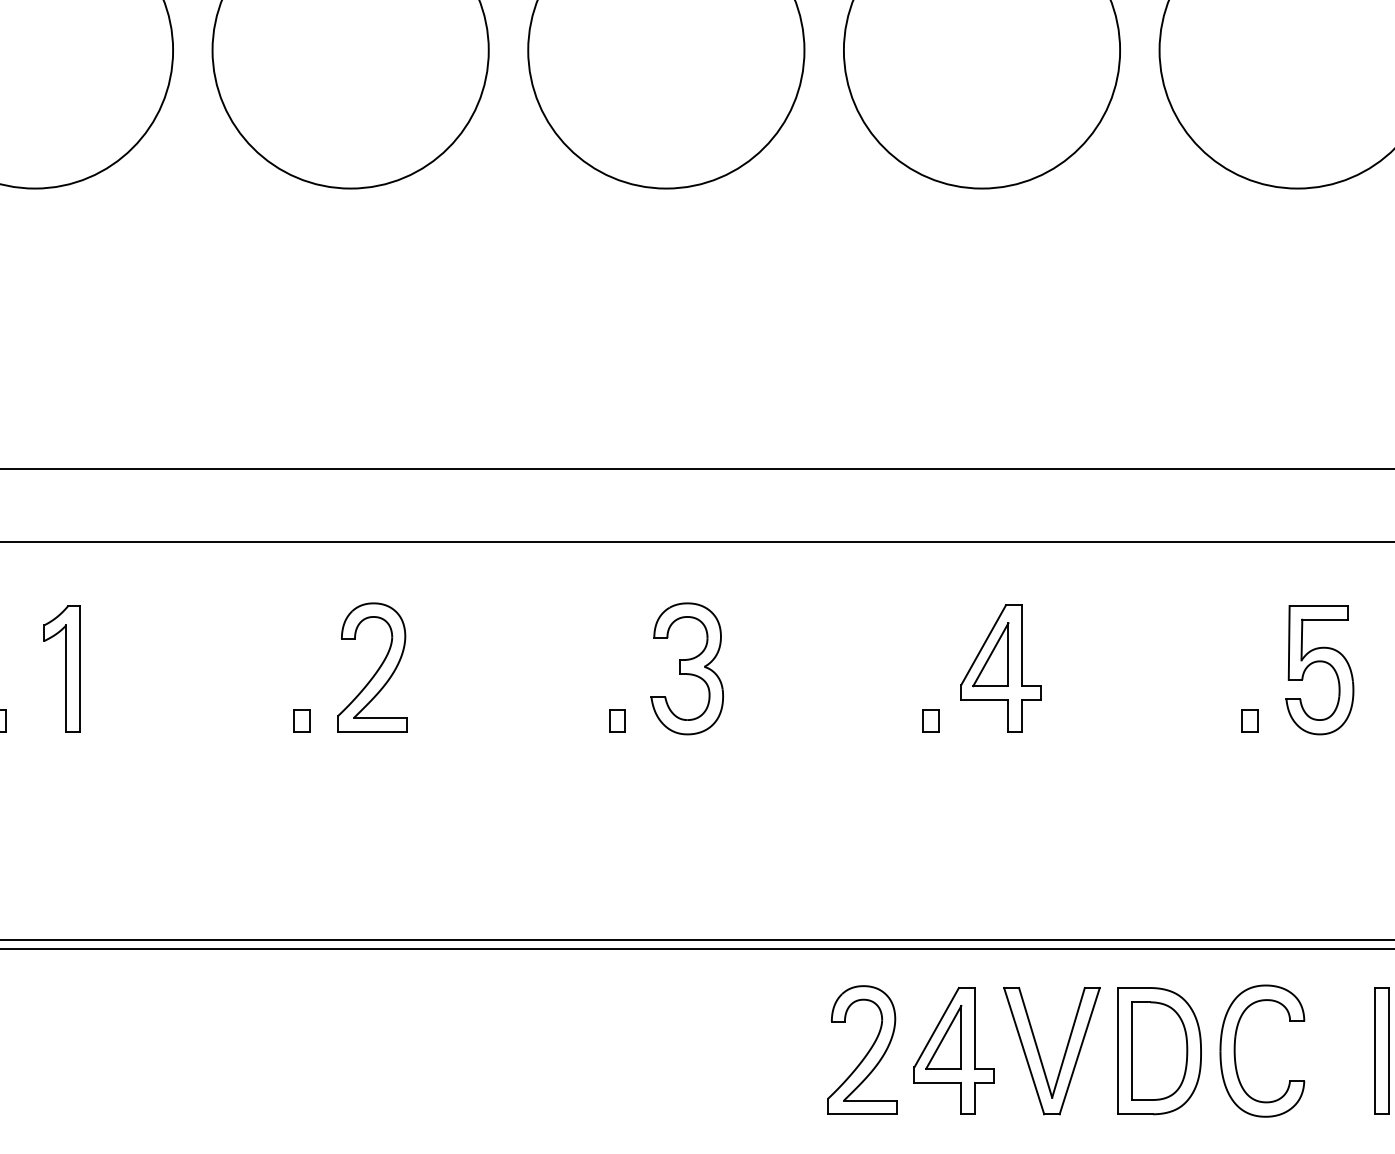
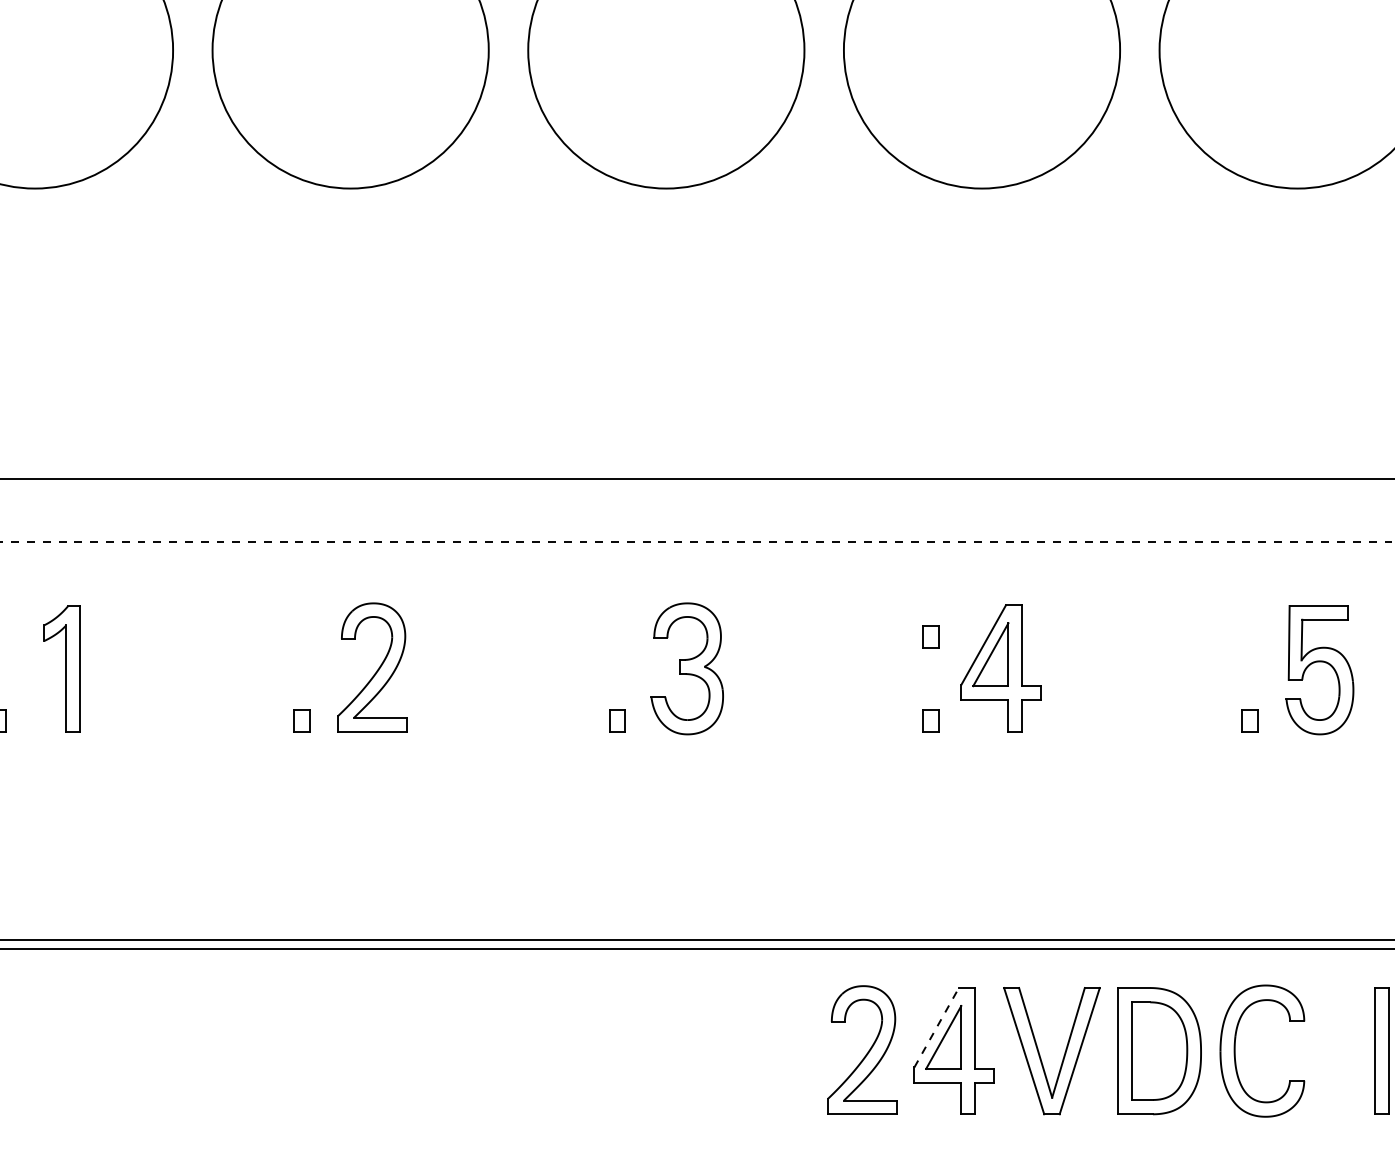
line position: (696, 468) -> (696, 478) (696, 478)
line: solid -> dashed (697, 542)
part: none -> present (930, 636)
line: solid -> dashed (936, 1027)
